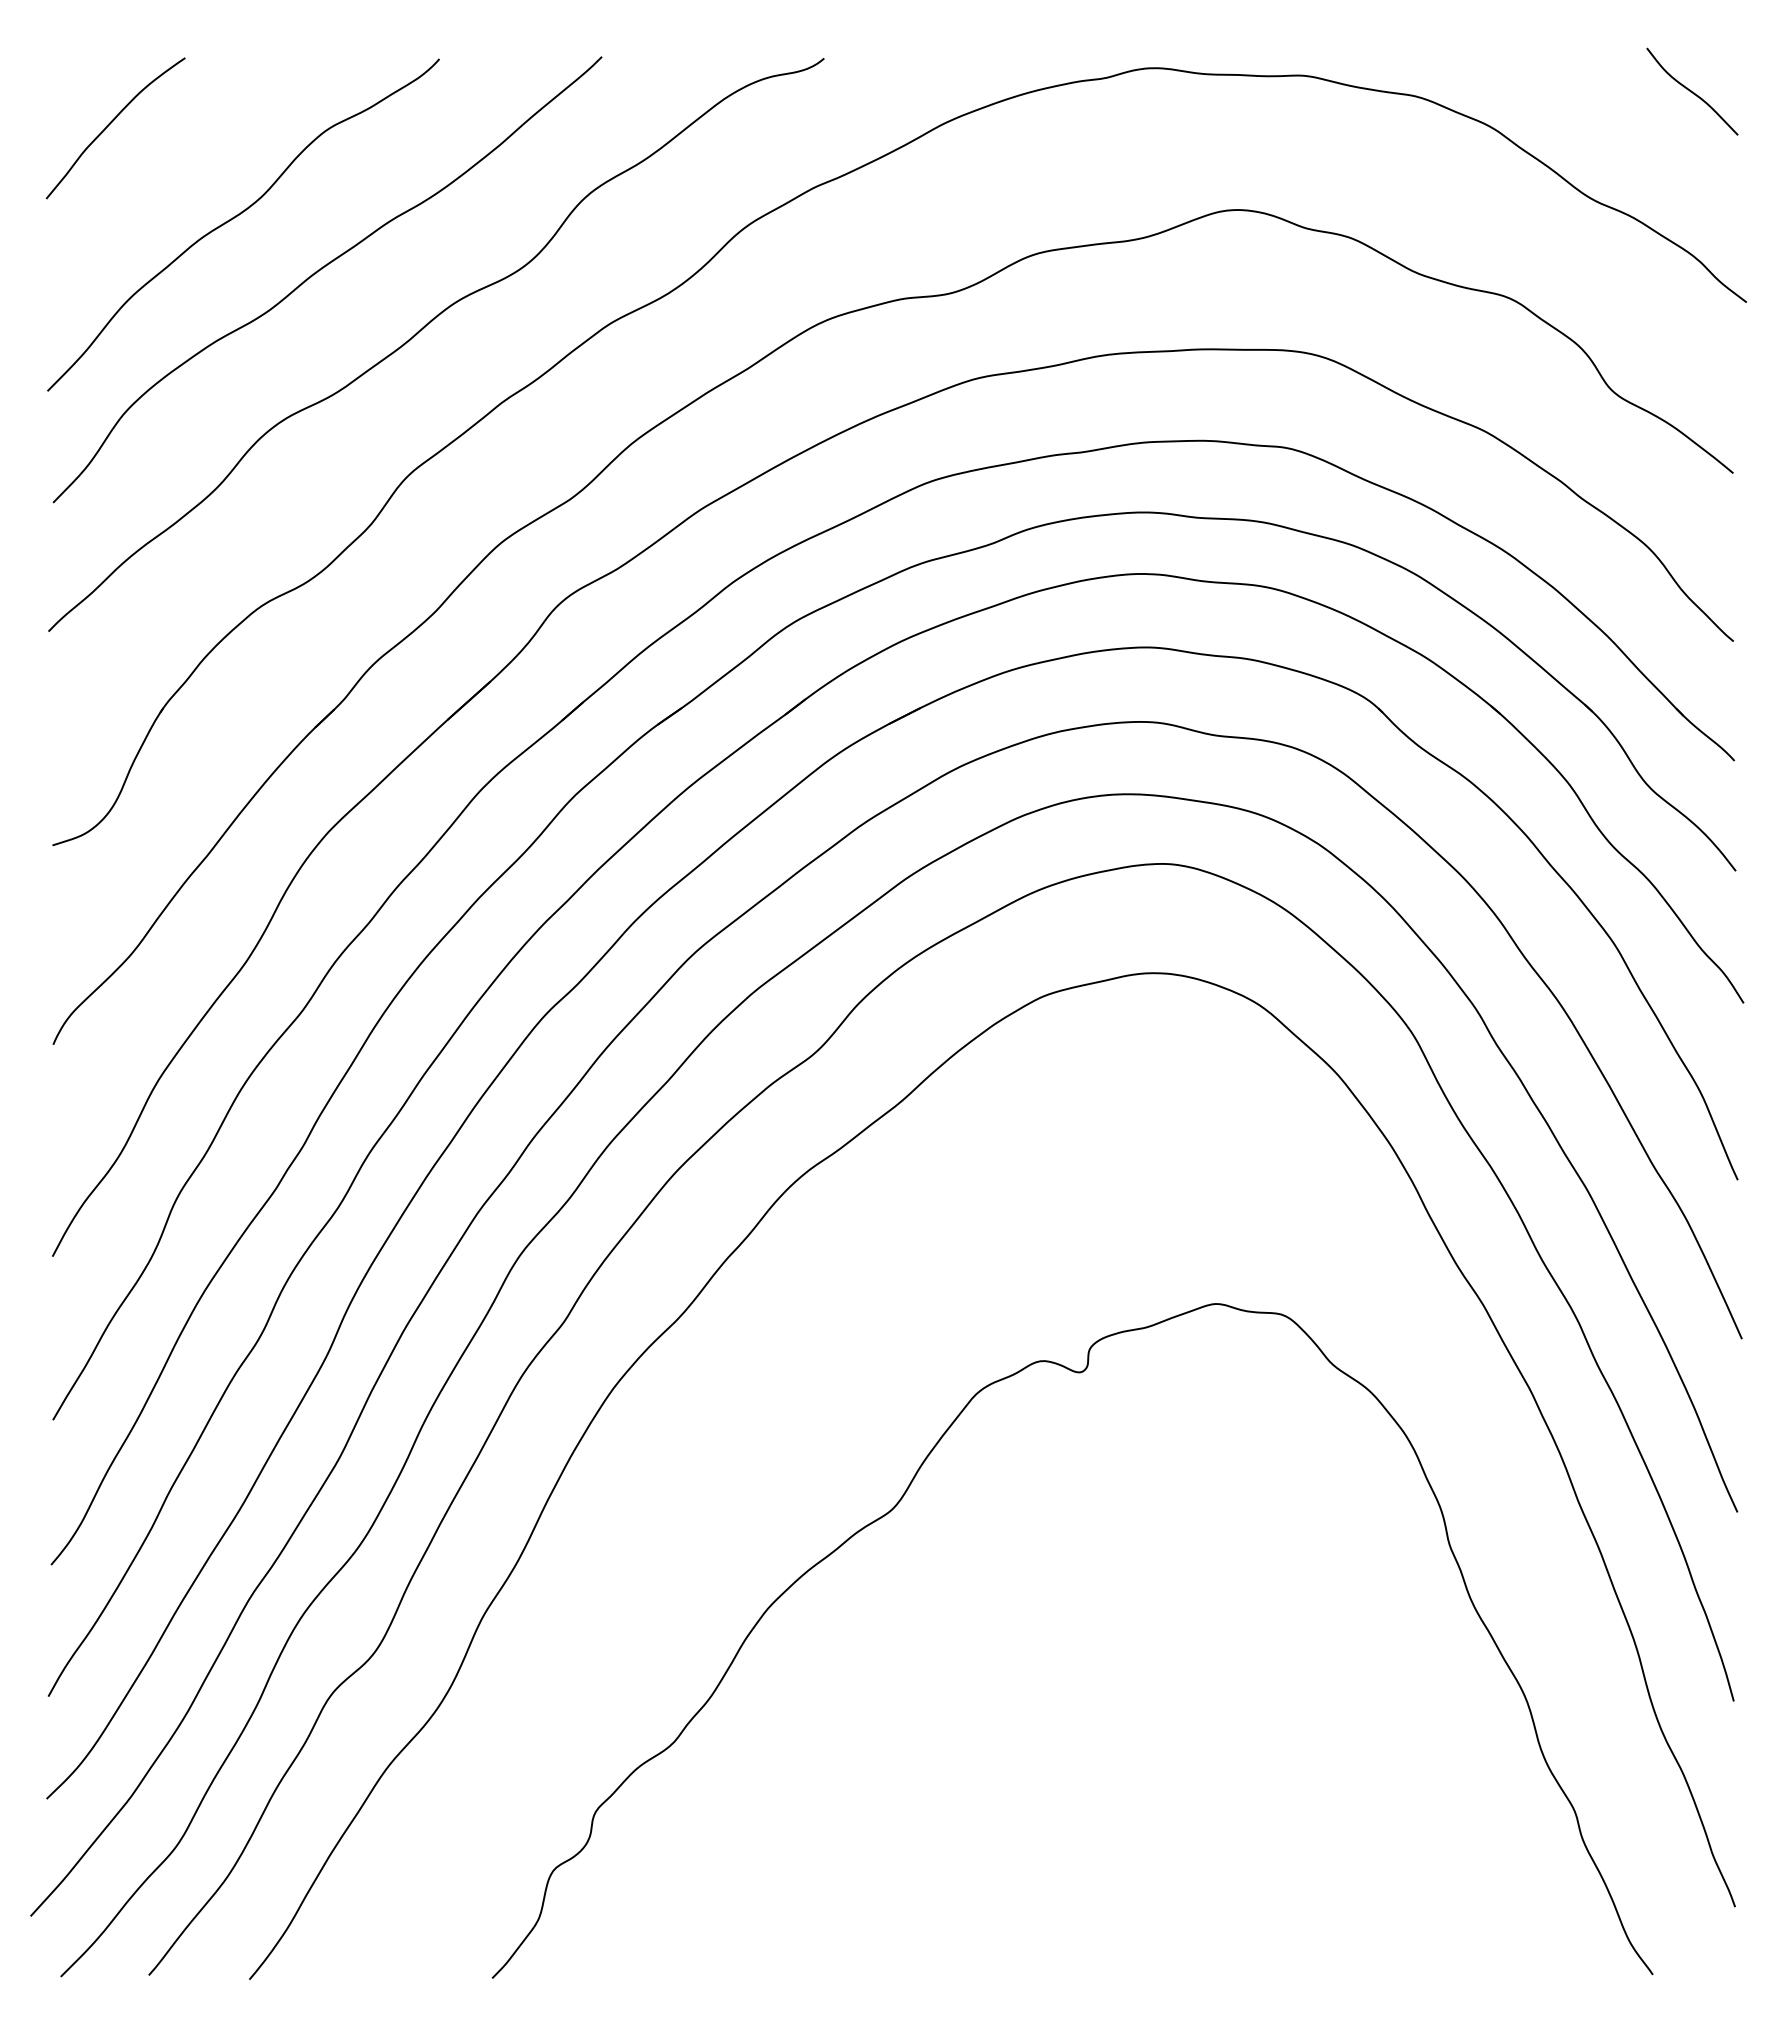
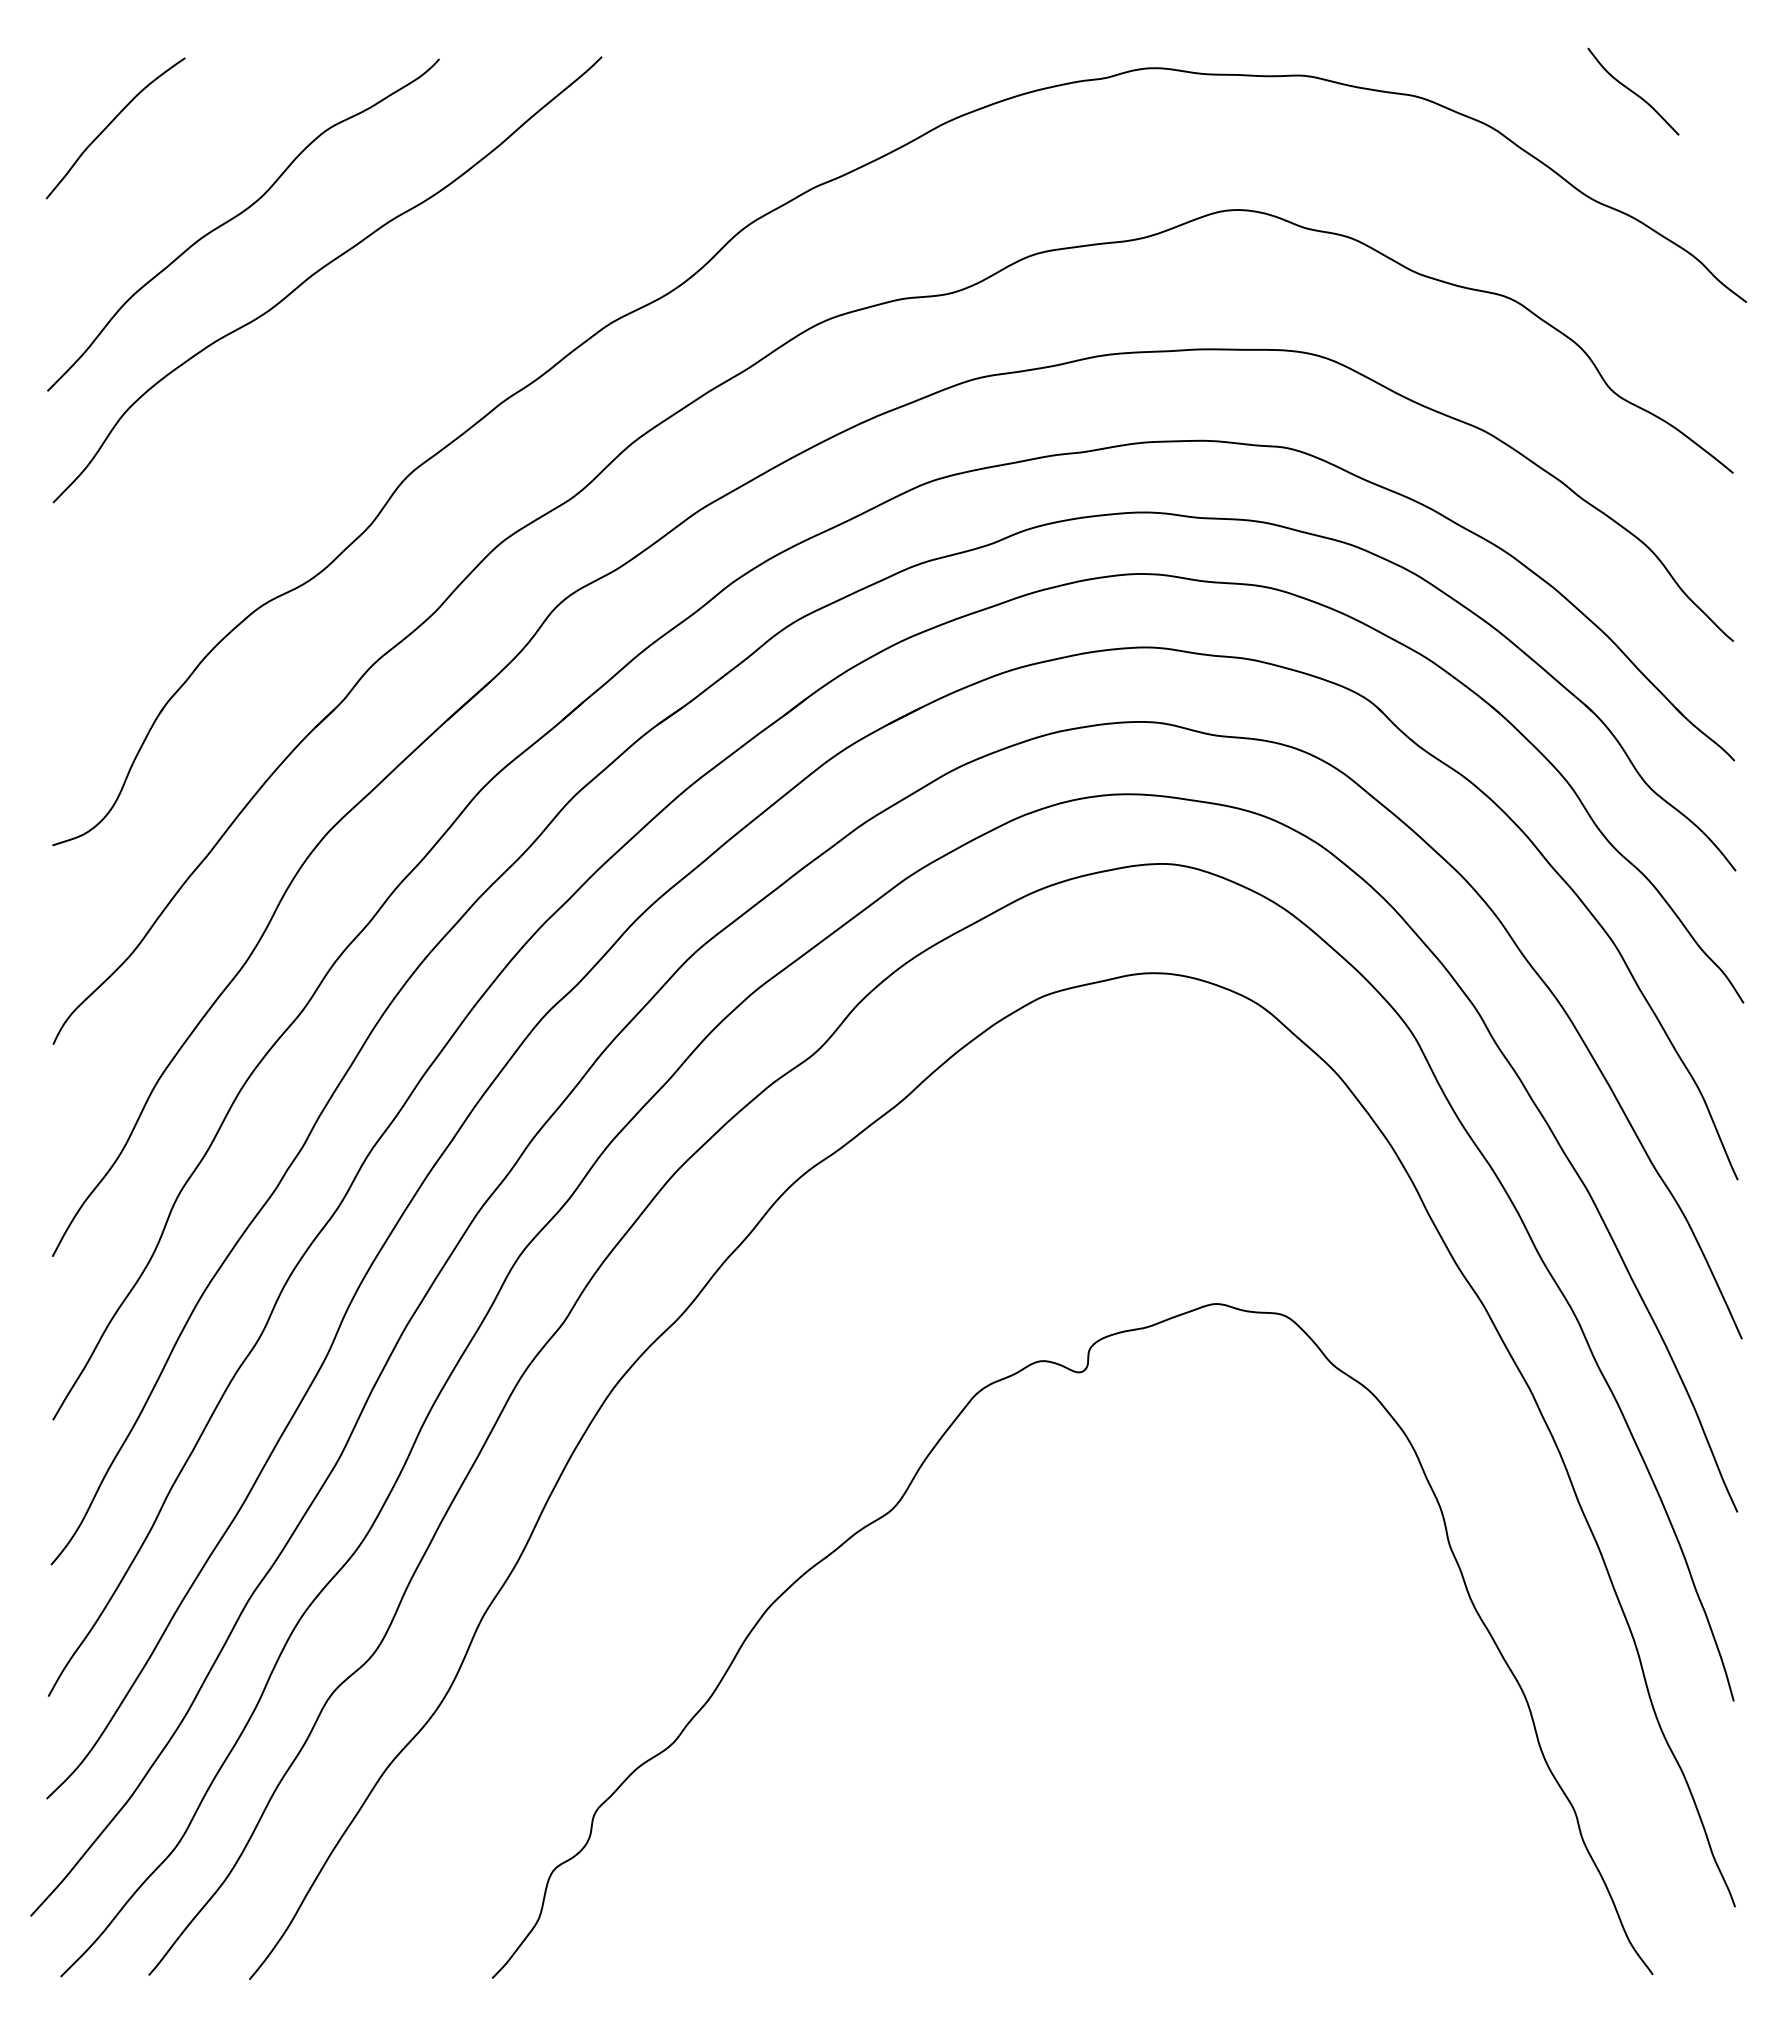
curve position: (1692, 91) -> (1633, 91) (1633, 91)
curve: present -> none (423, 329)
